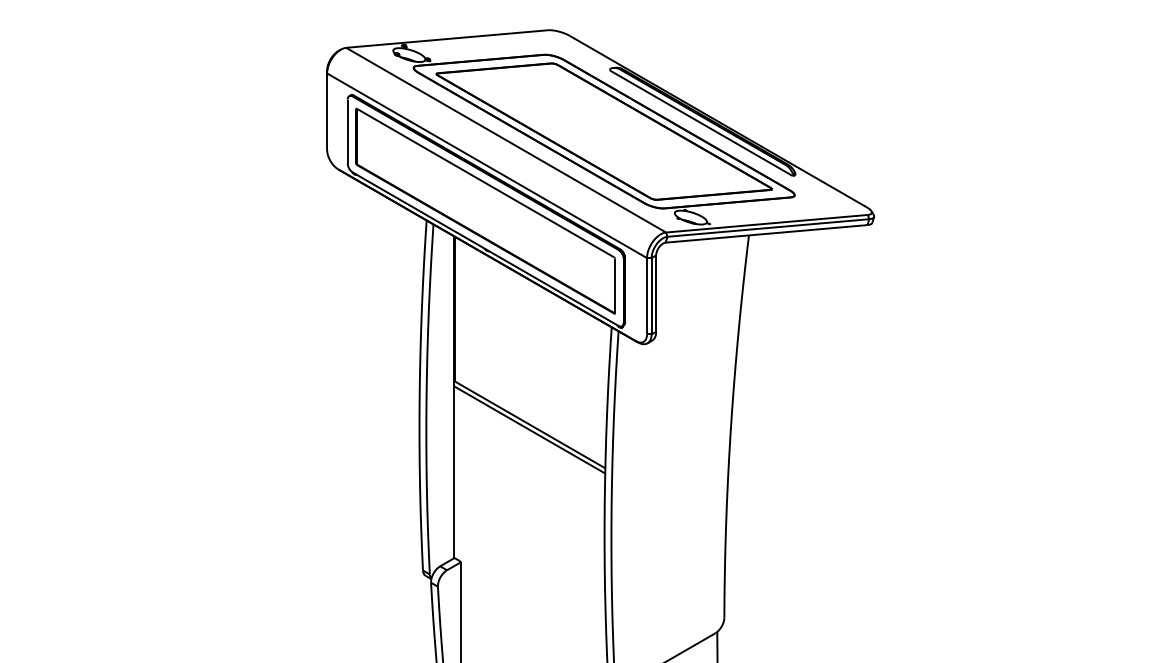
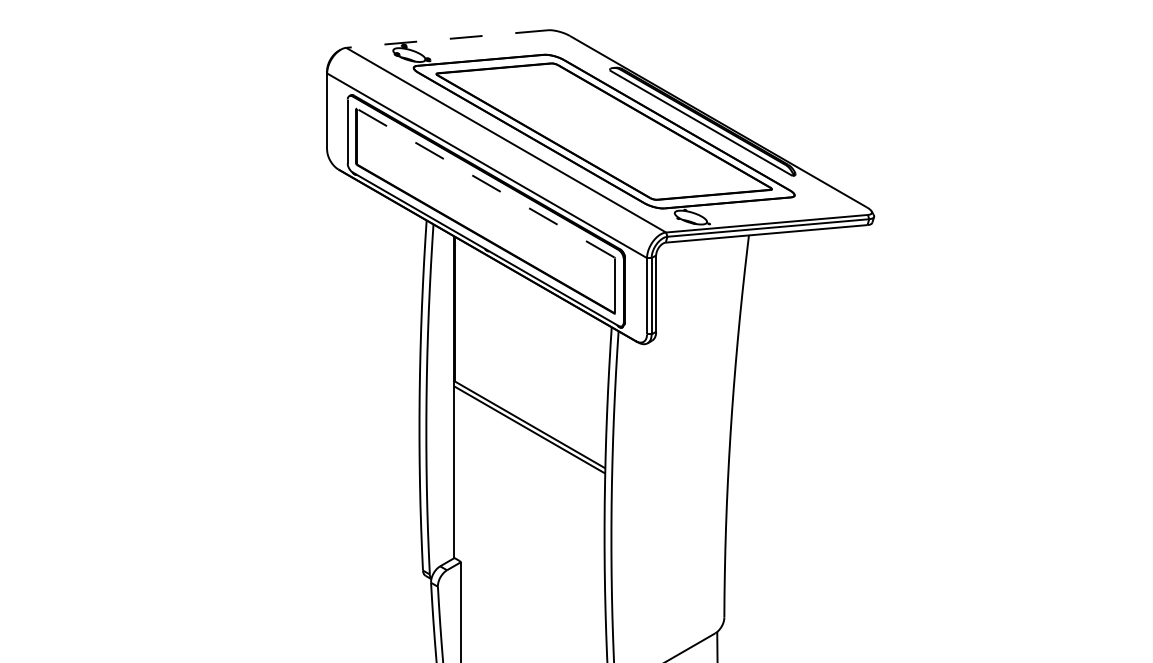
line: solid -> dashed (446, 39)
line: solid -> dashed (485, 183)
